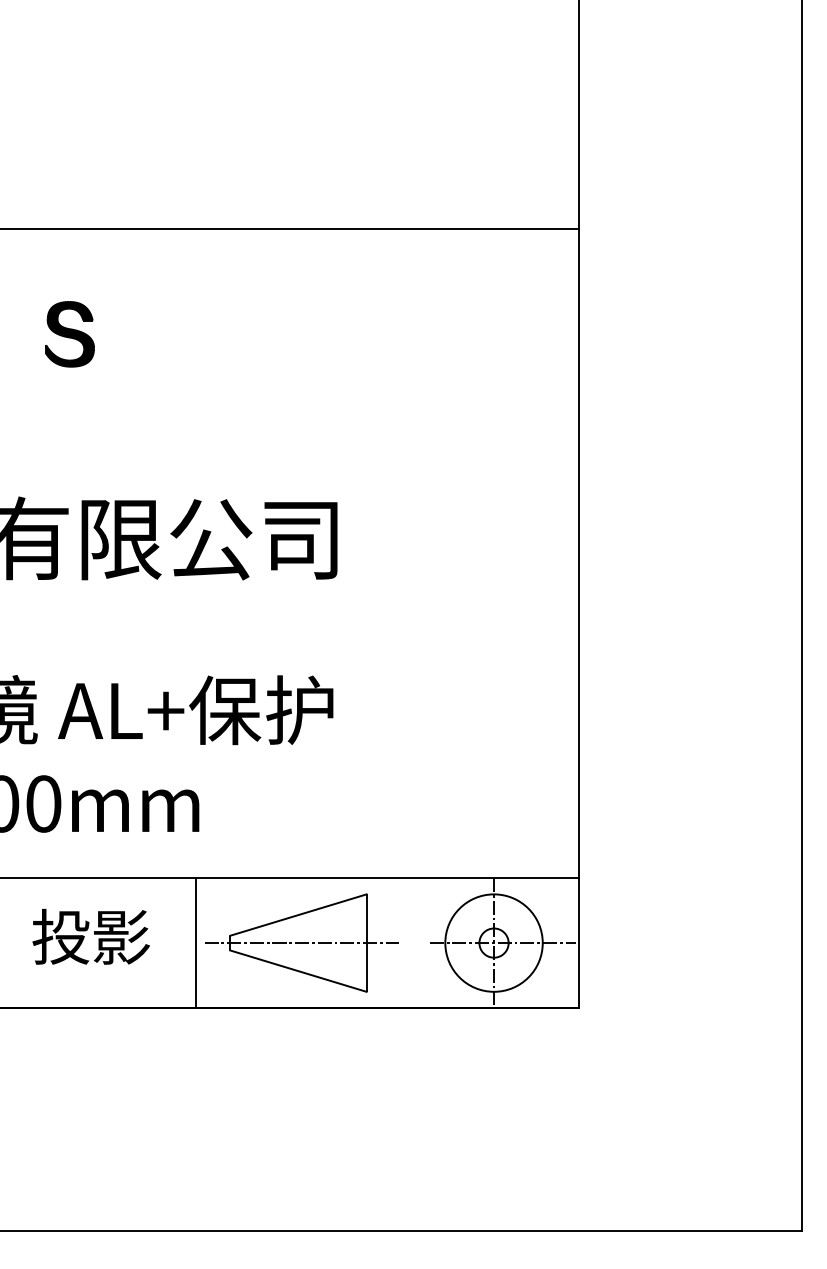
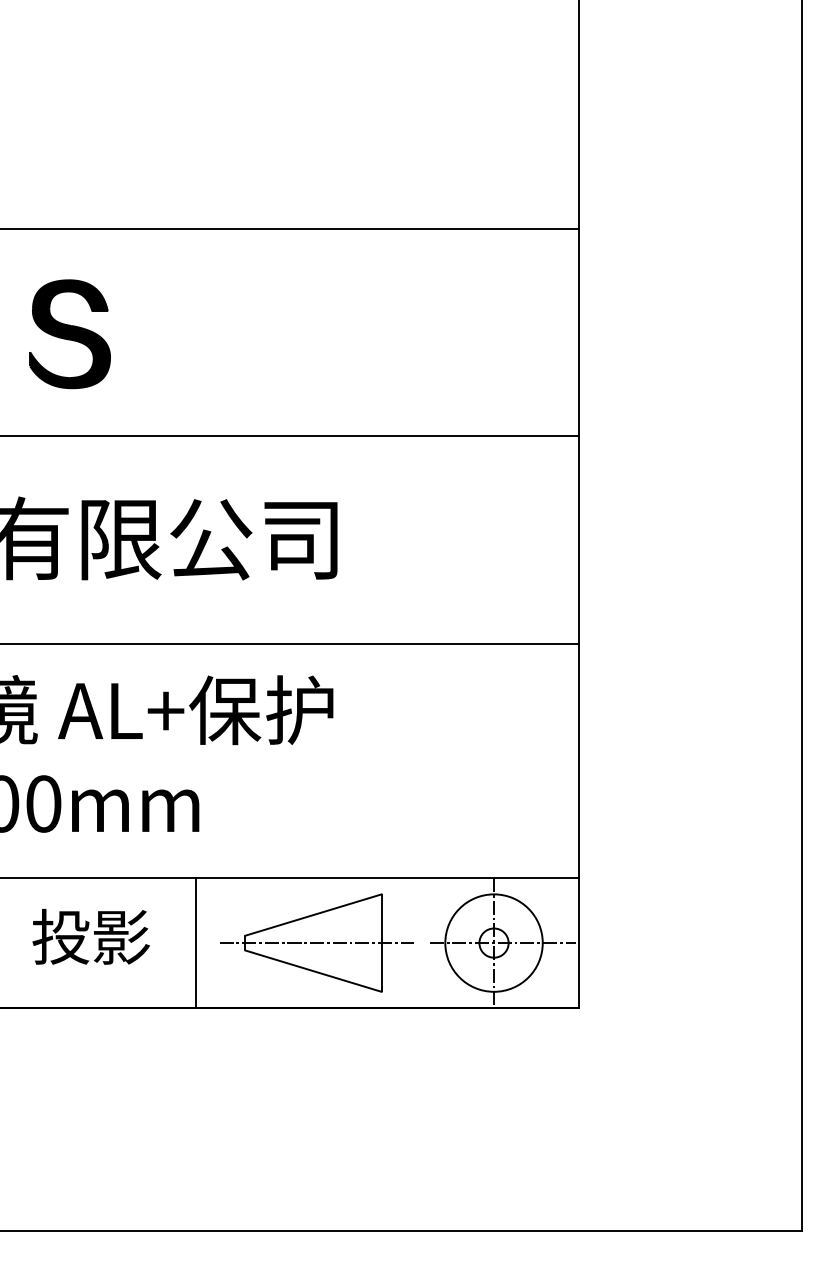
part size: 50x67 px -> 82x111 px (69, 334)
line: none -> present (290, 436)
line: none -> present (290, 644)
part position: (301, 942) -> (316, 942) (316, 942)
